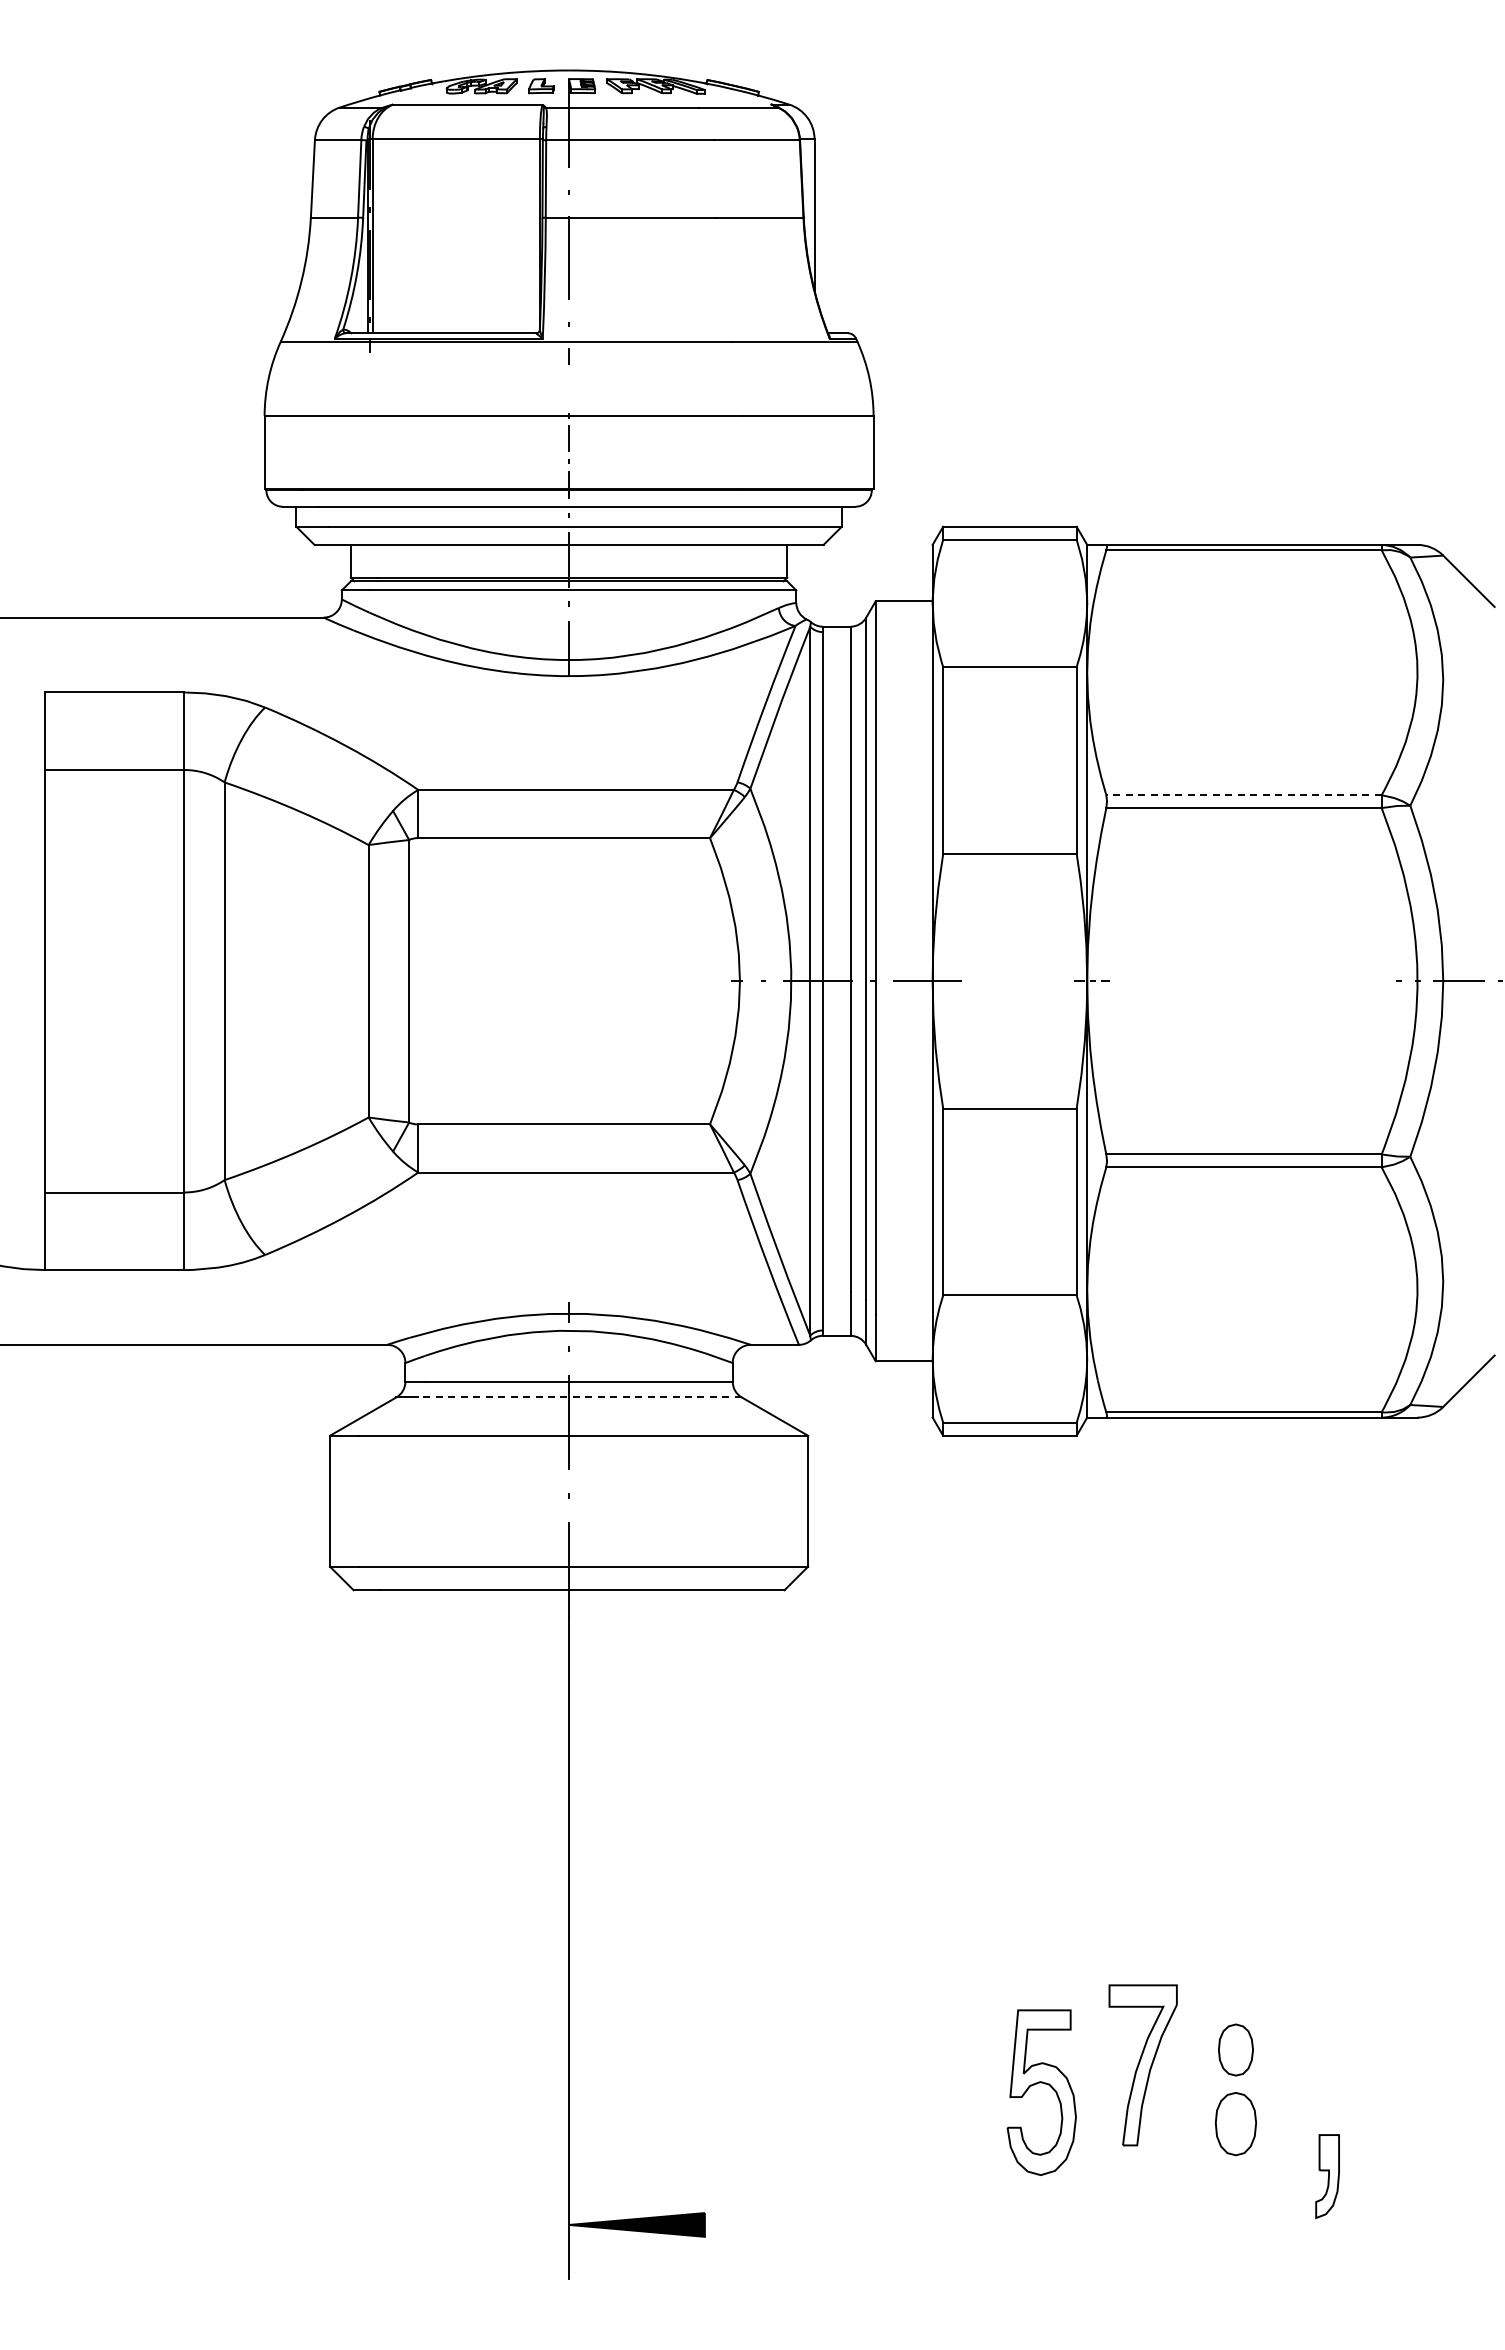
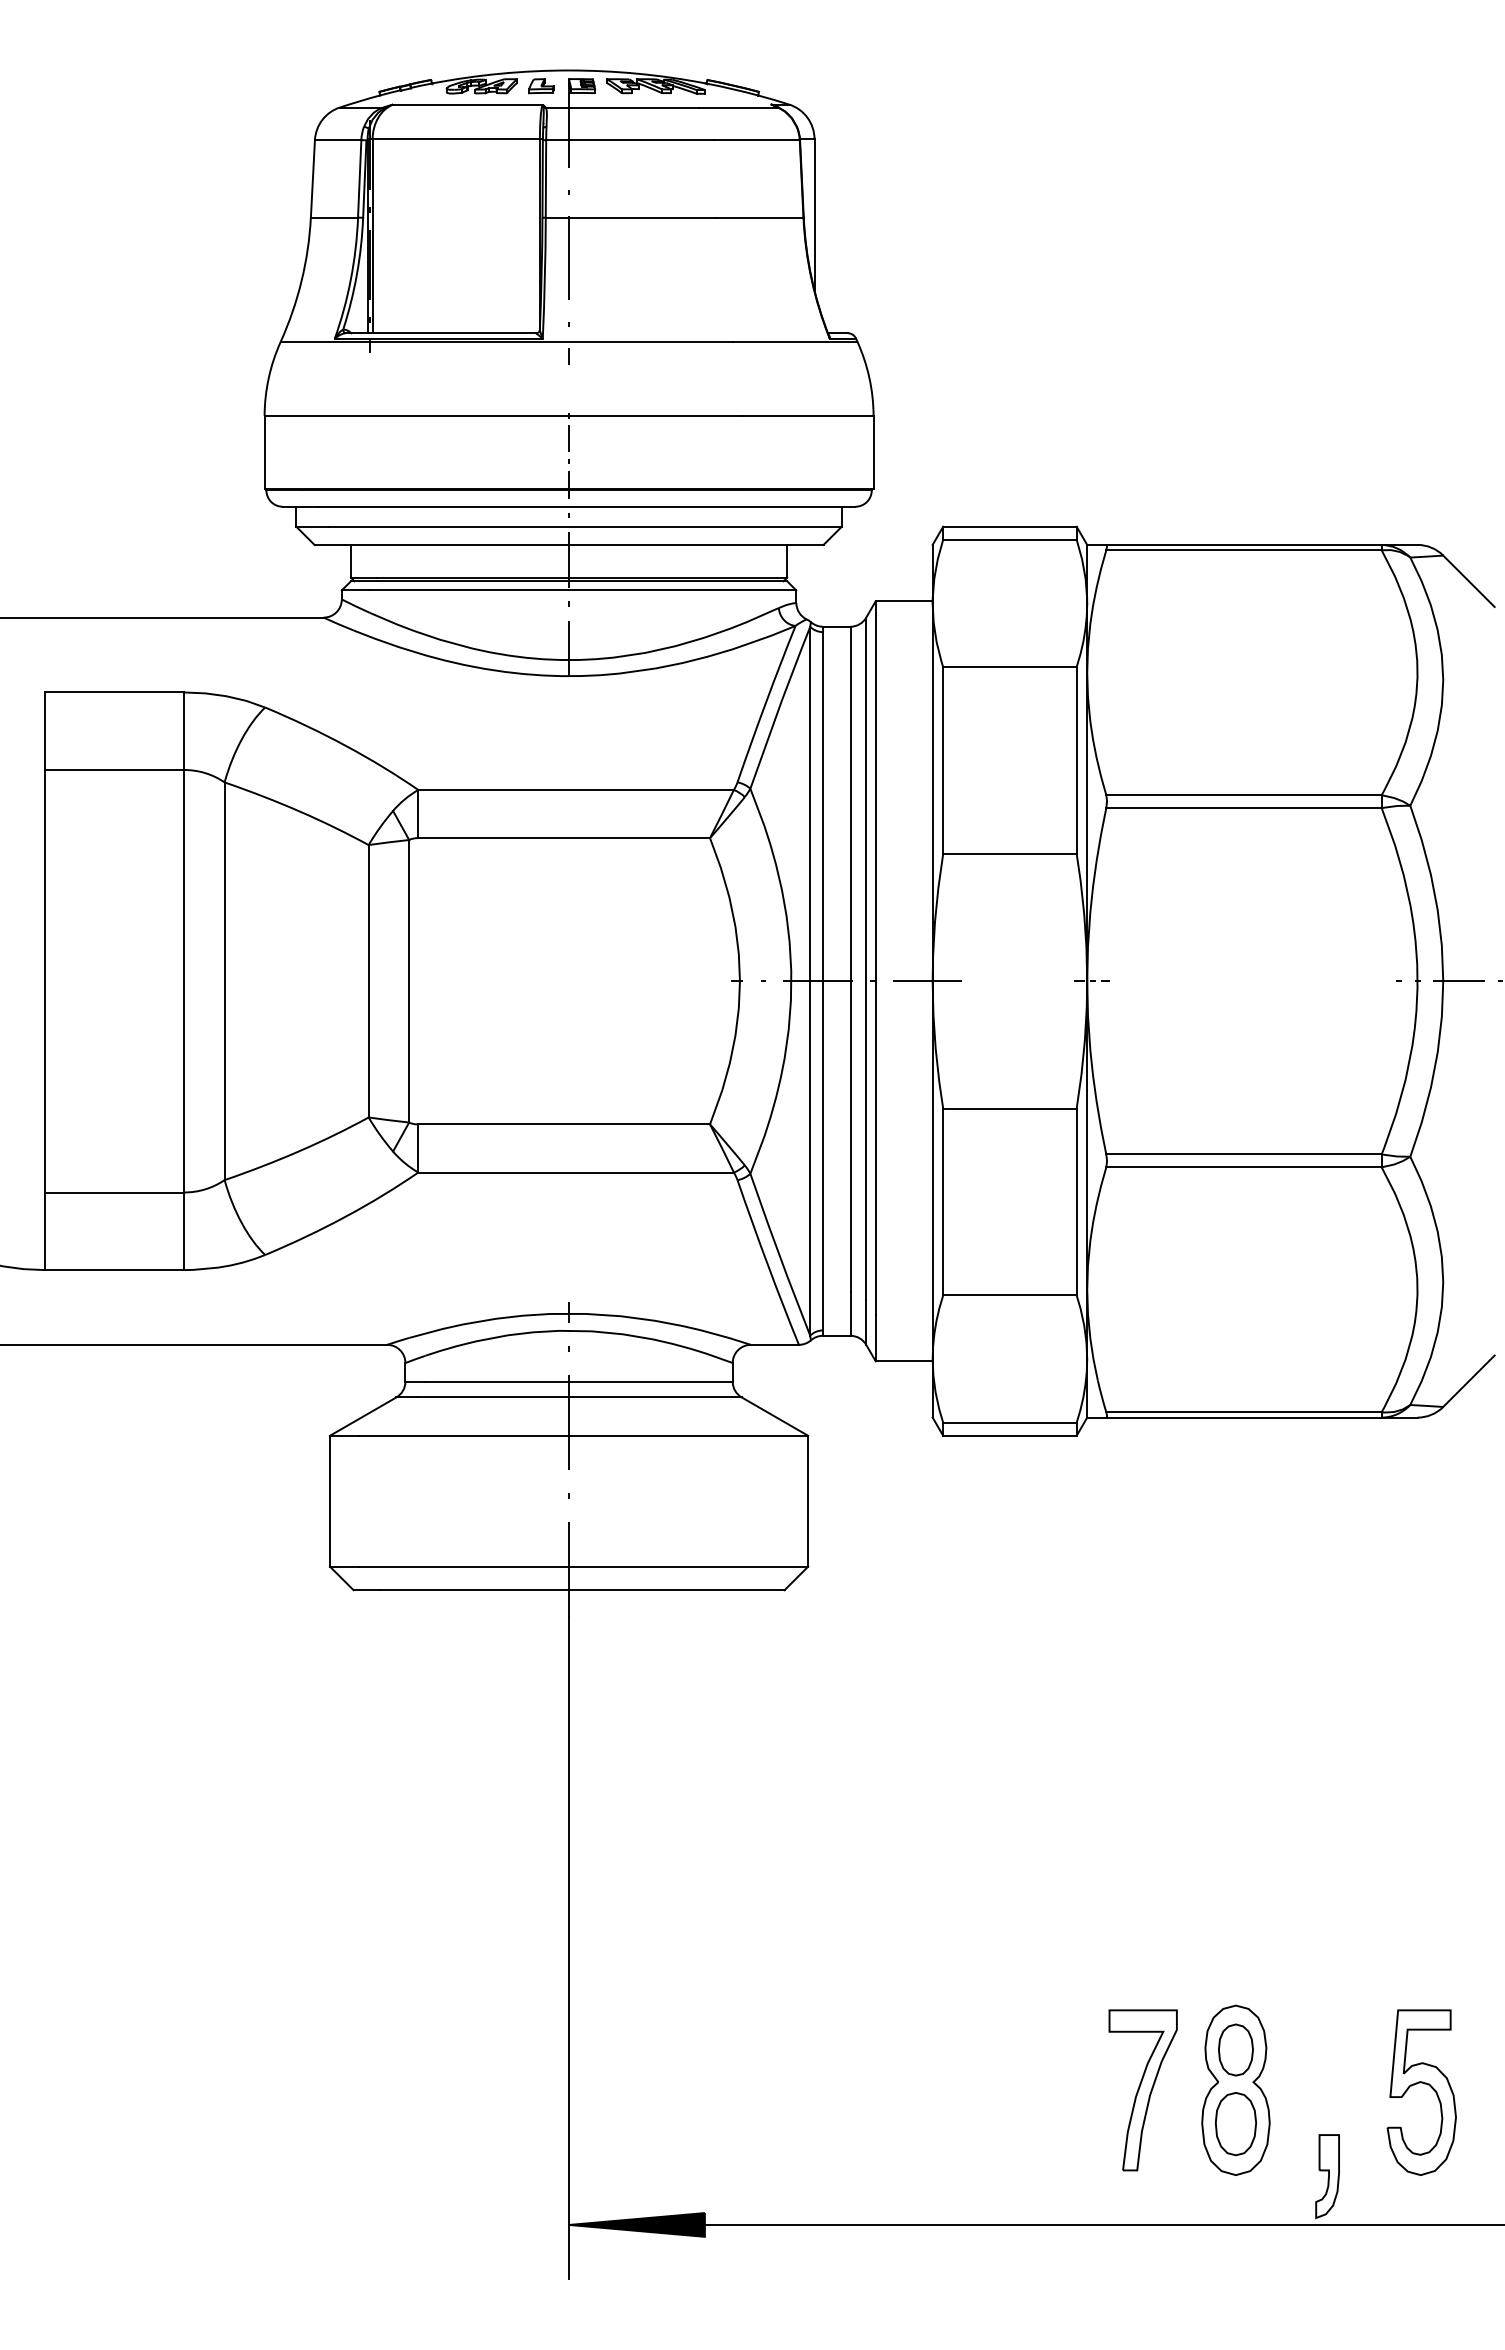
line: dashed -> solid (1243, 795)
line: dashed -> solid (579, 1397)
part position: (1142, 2065) -> (1142, 2090) (1142, 2090)
part position: (1044, 2084) -> (1424, 2084) (1424, 2084)
part: none -> present (1235, 2089)
line: none -> present (1102, 2224)
